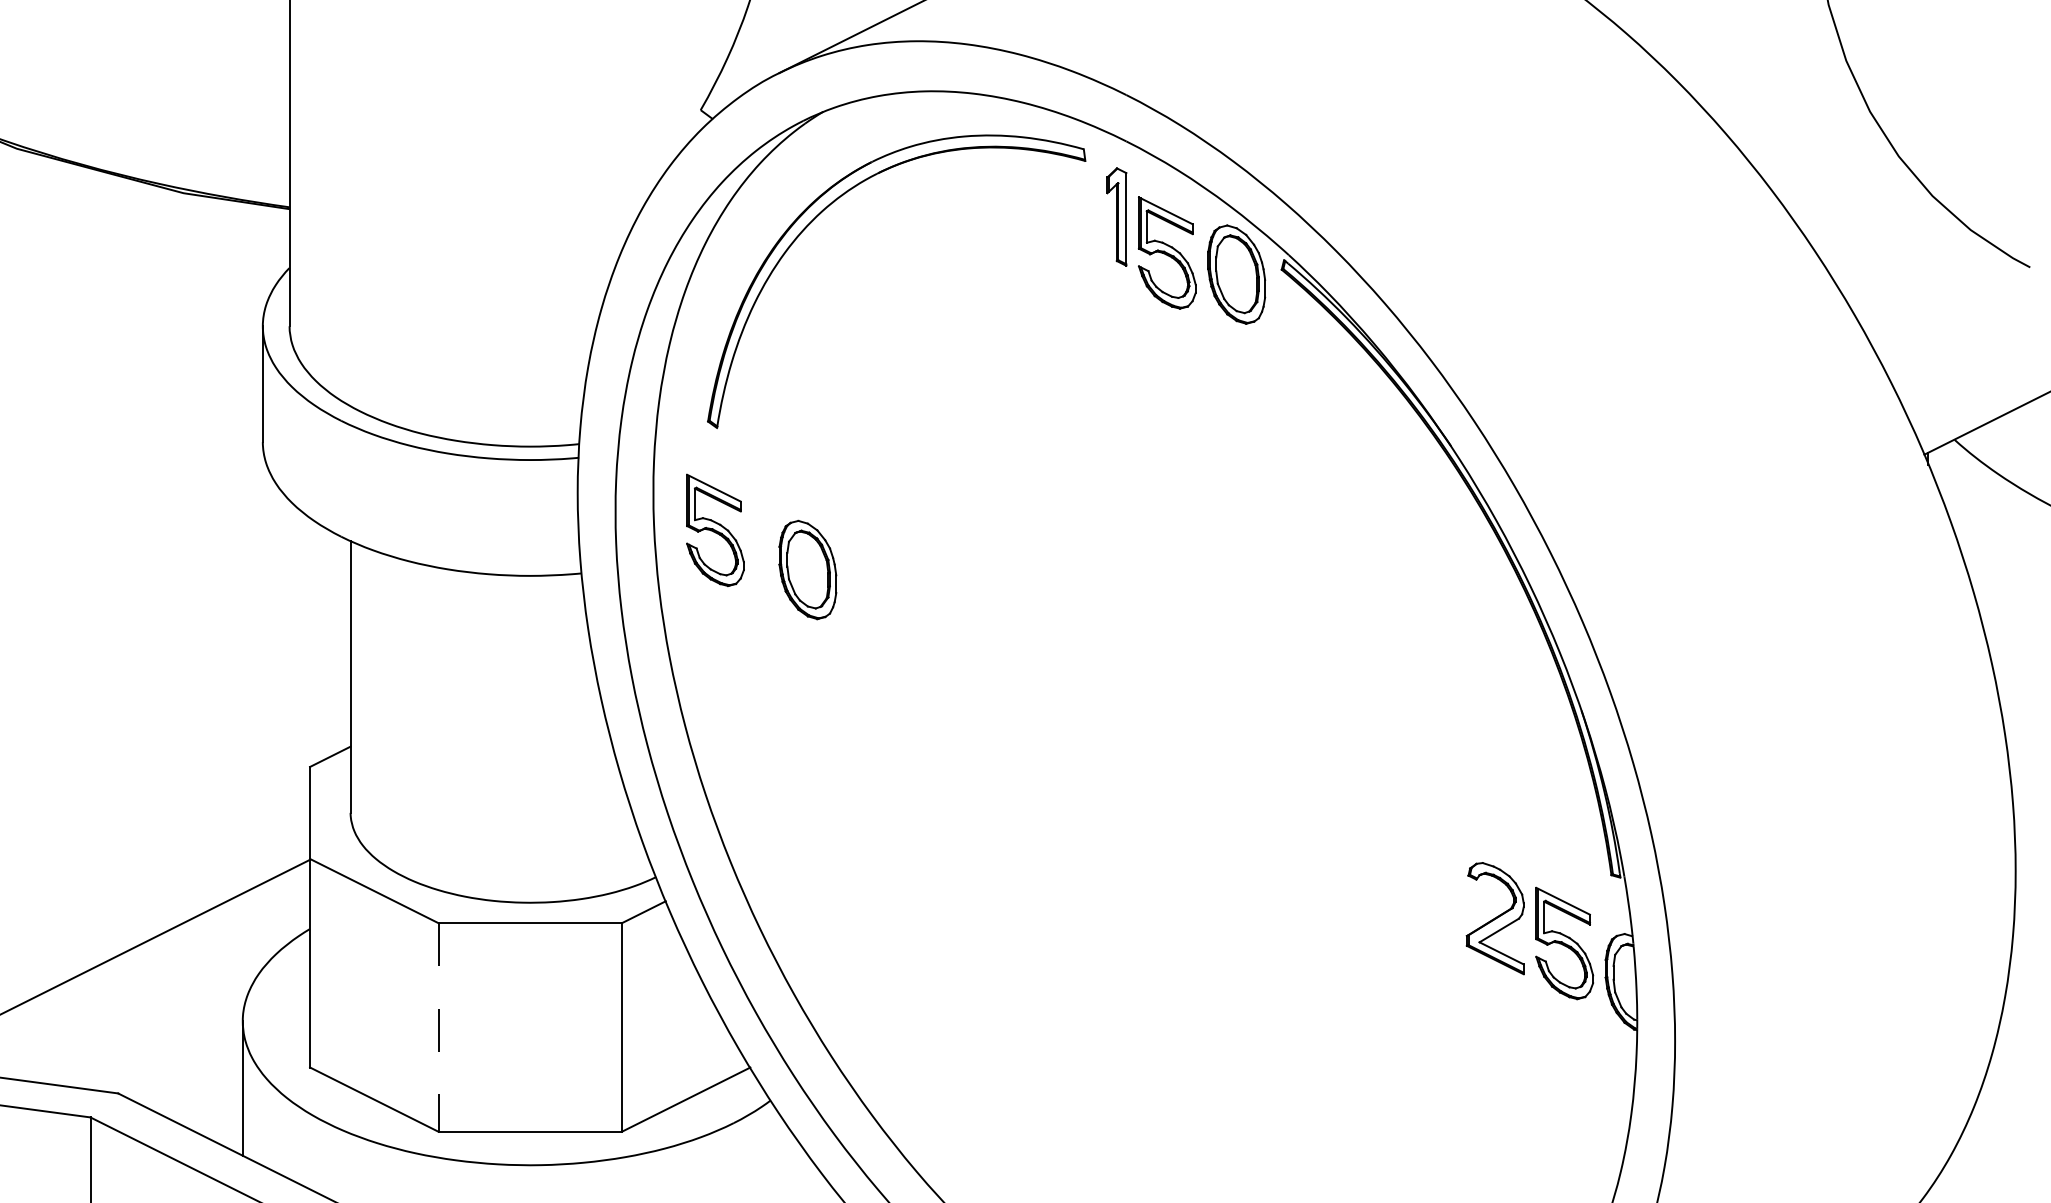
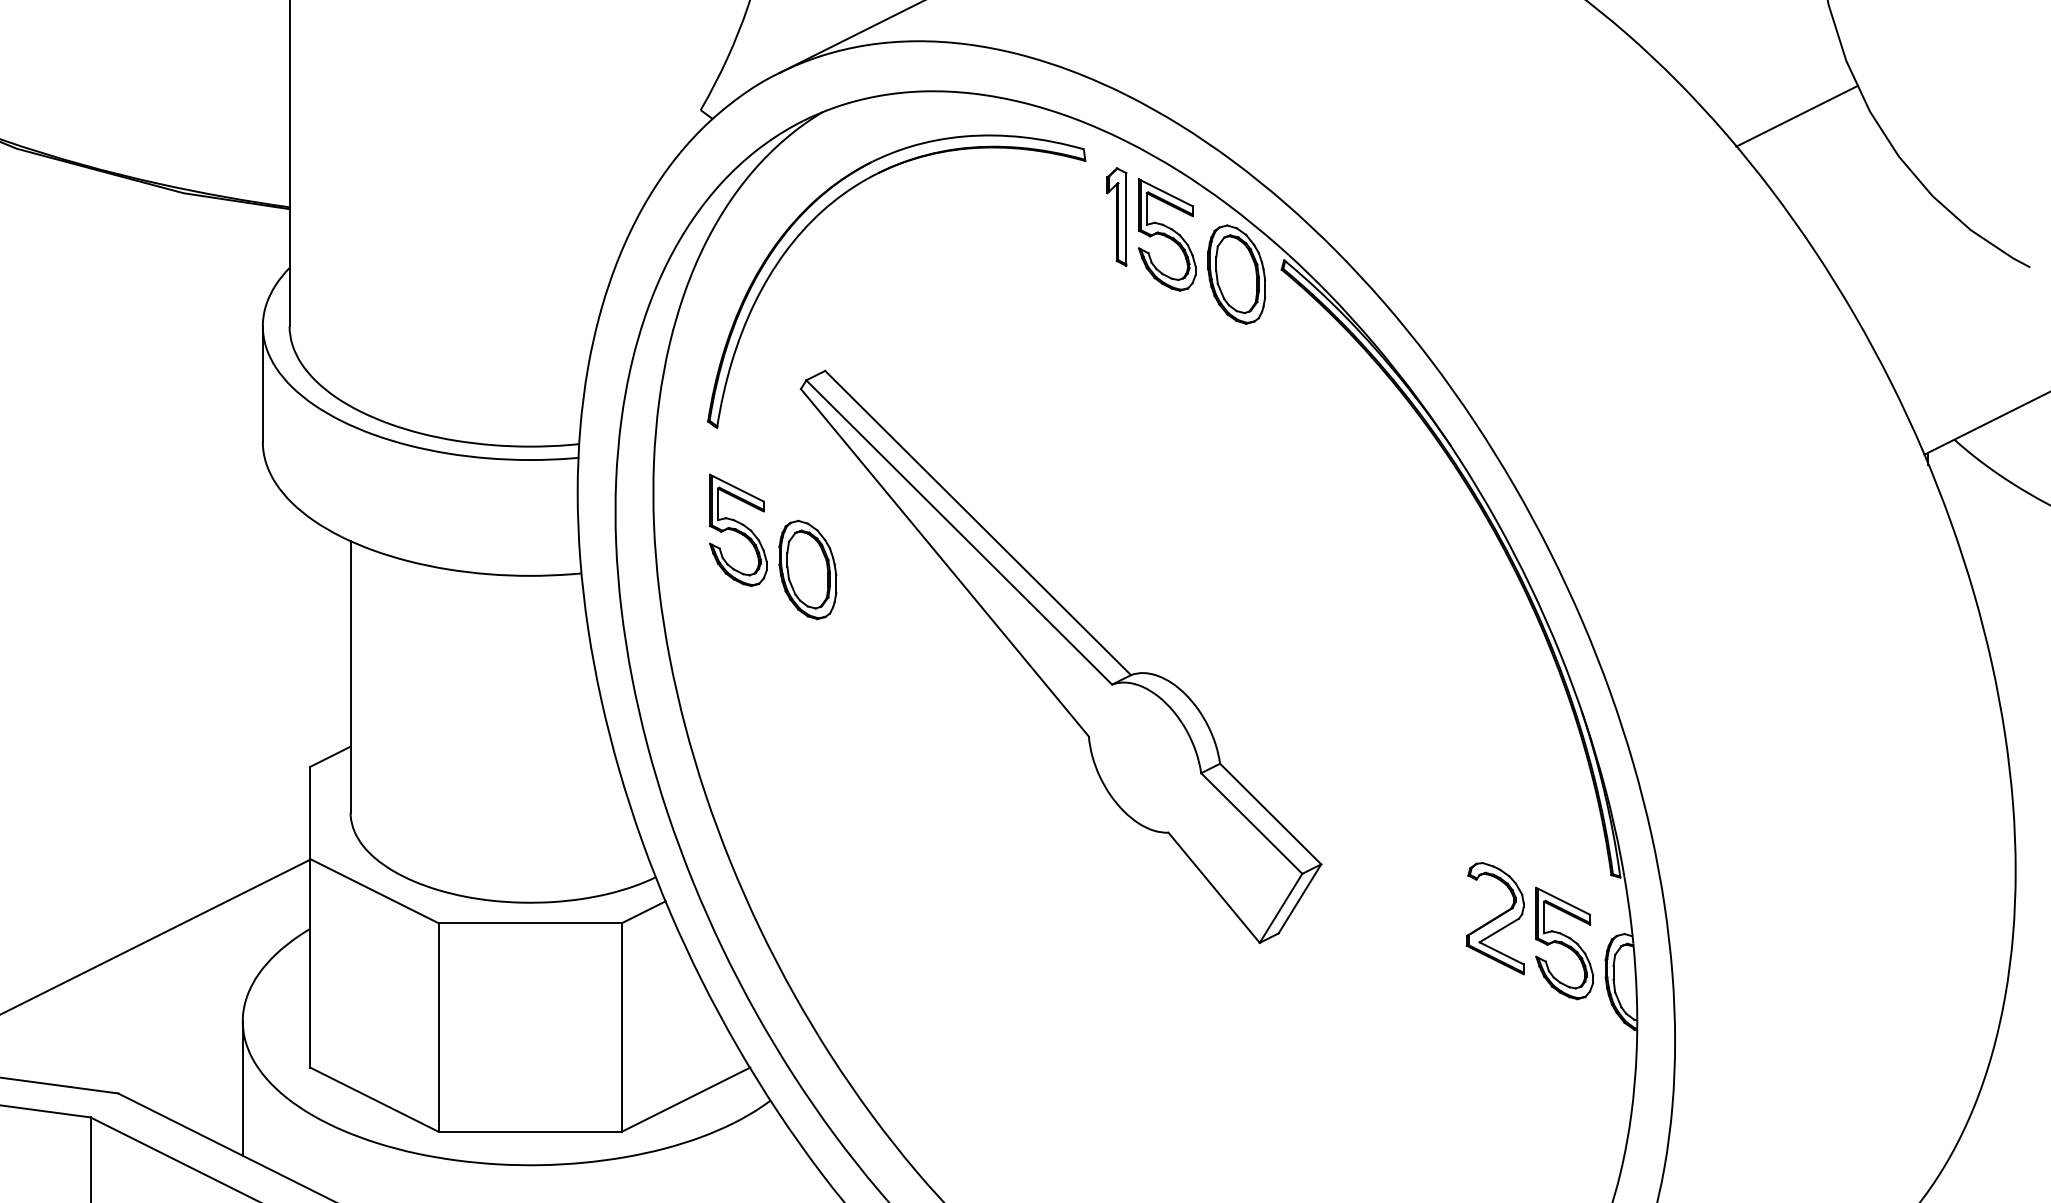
line: none -> present (1797, 115)
part position: (1166, 252) -> (1166, 234) (1166, 234)
part position: (715, 530) -> (738, 530) (738, 530)
part: none -> present (1060, 656)
line: dashed -> solid (438, 1028)
